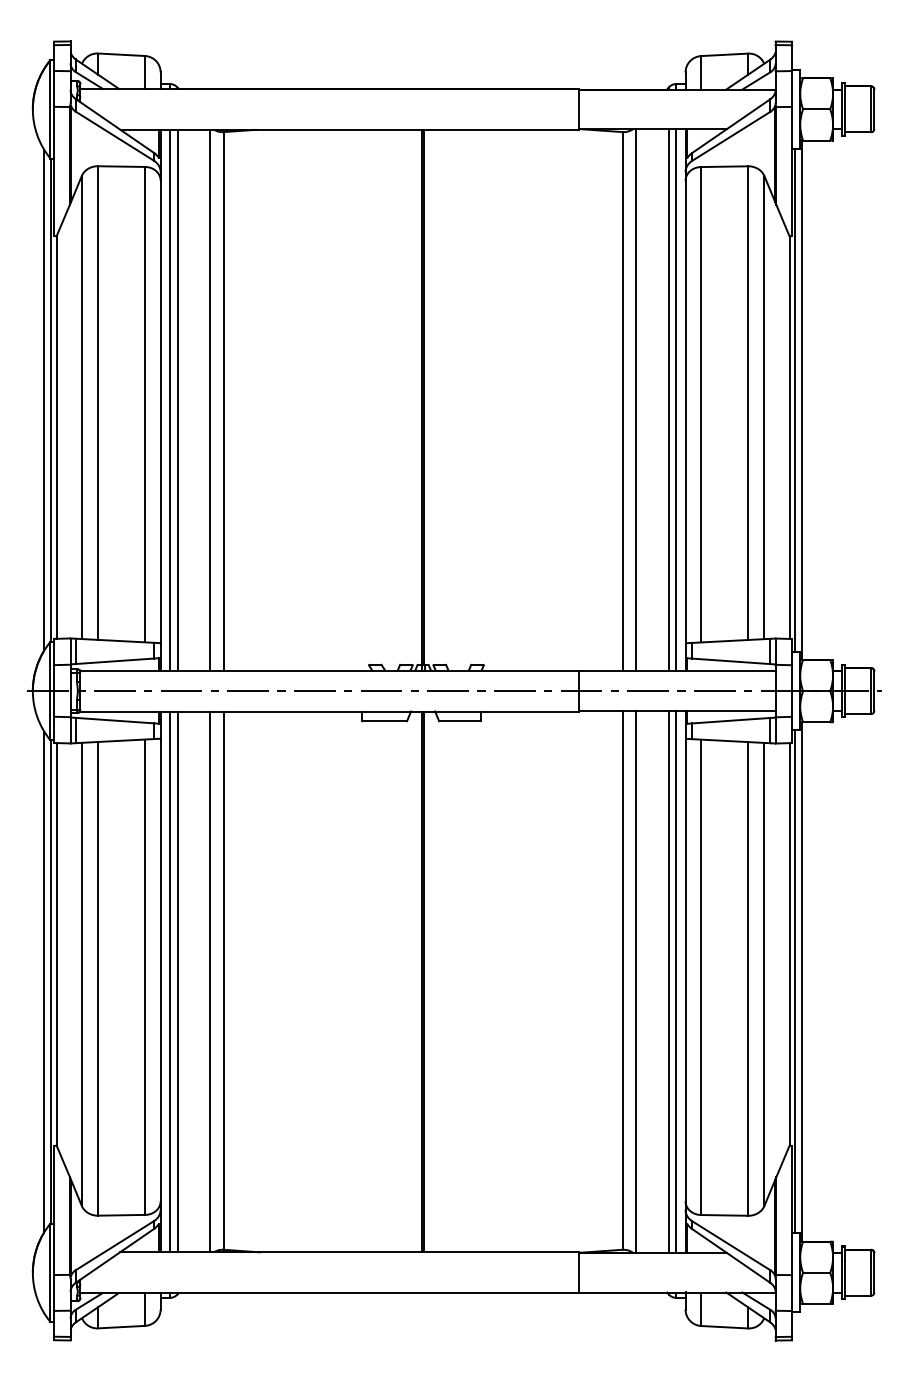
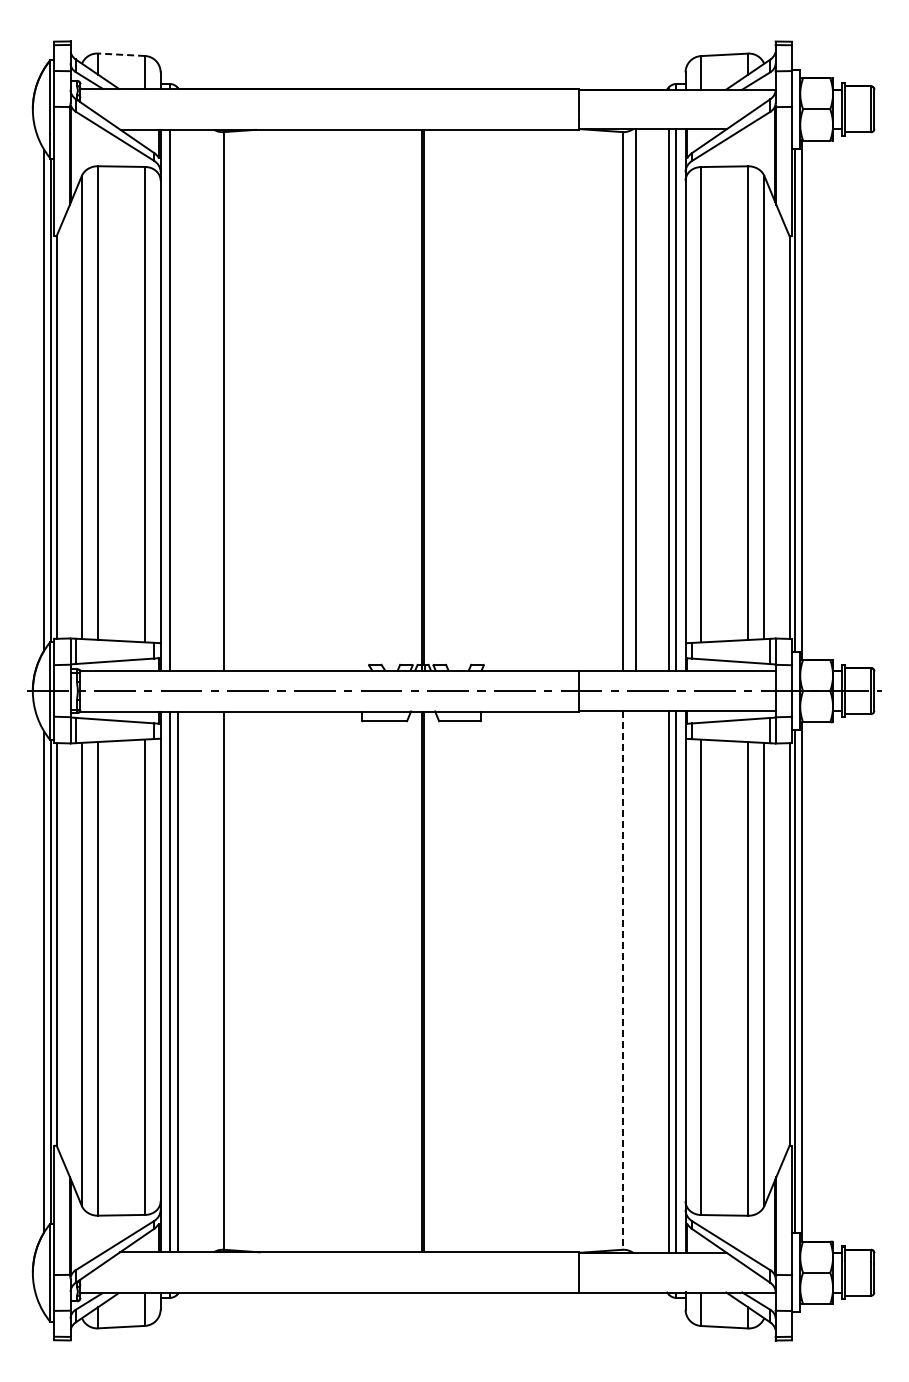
line: solid -> dashed (121, 54)
line: present -> none (177, 399)
line: present -> none (210, 399)
line: solid -> dashed (622, 980)
line: present -> none (210, 981)
line: present -> none (636, 981)
